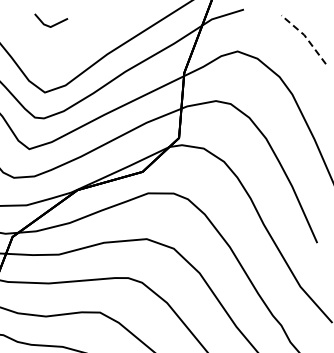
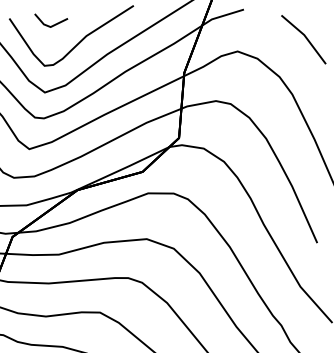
line: dashed -> solid (305, 36)
curve: none -> present (78, 42)
